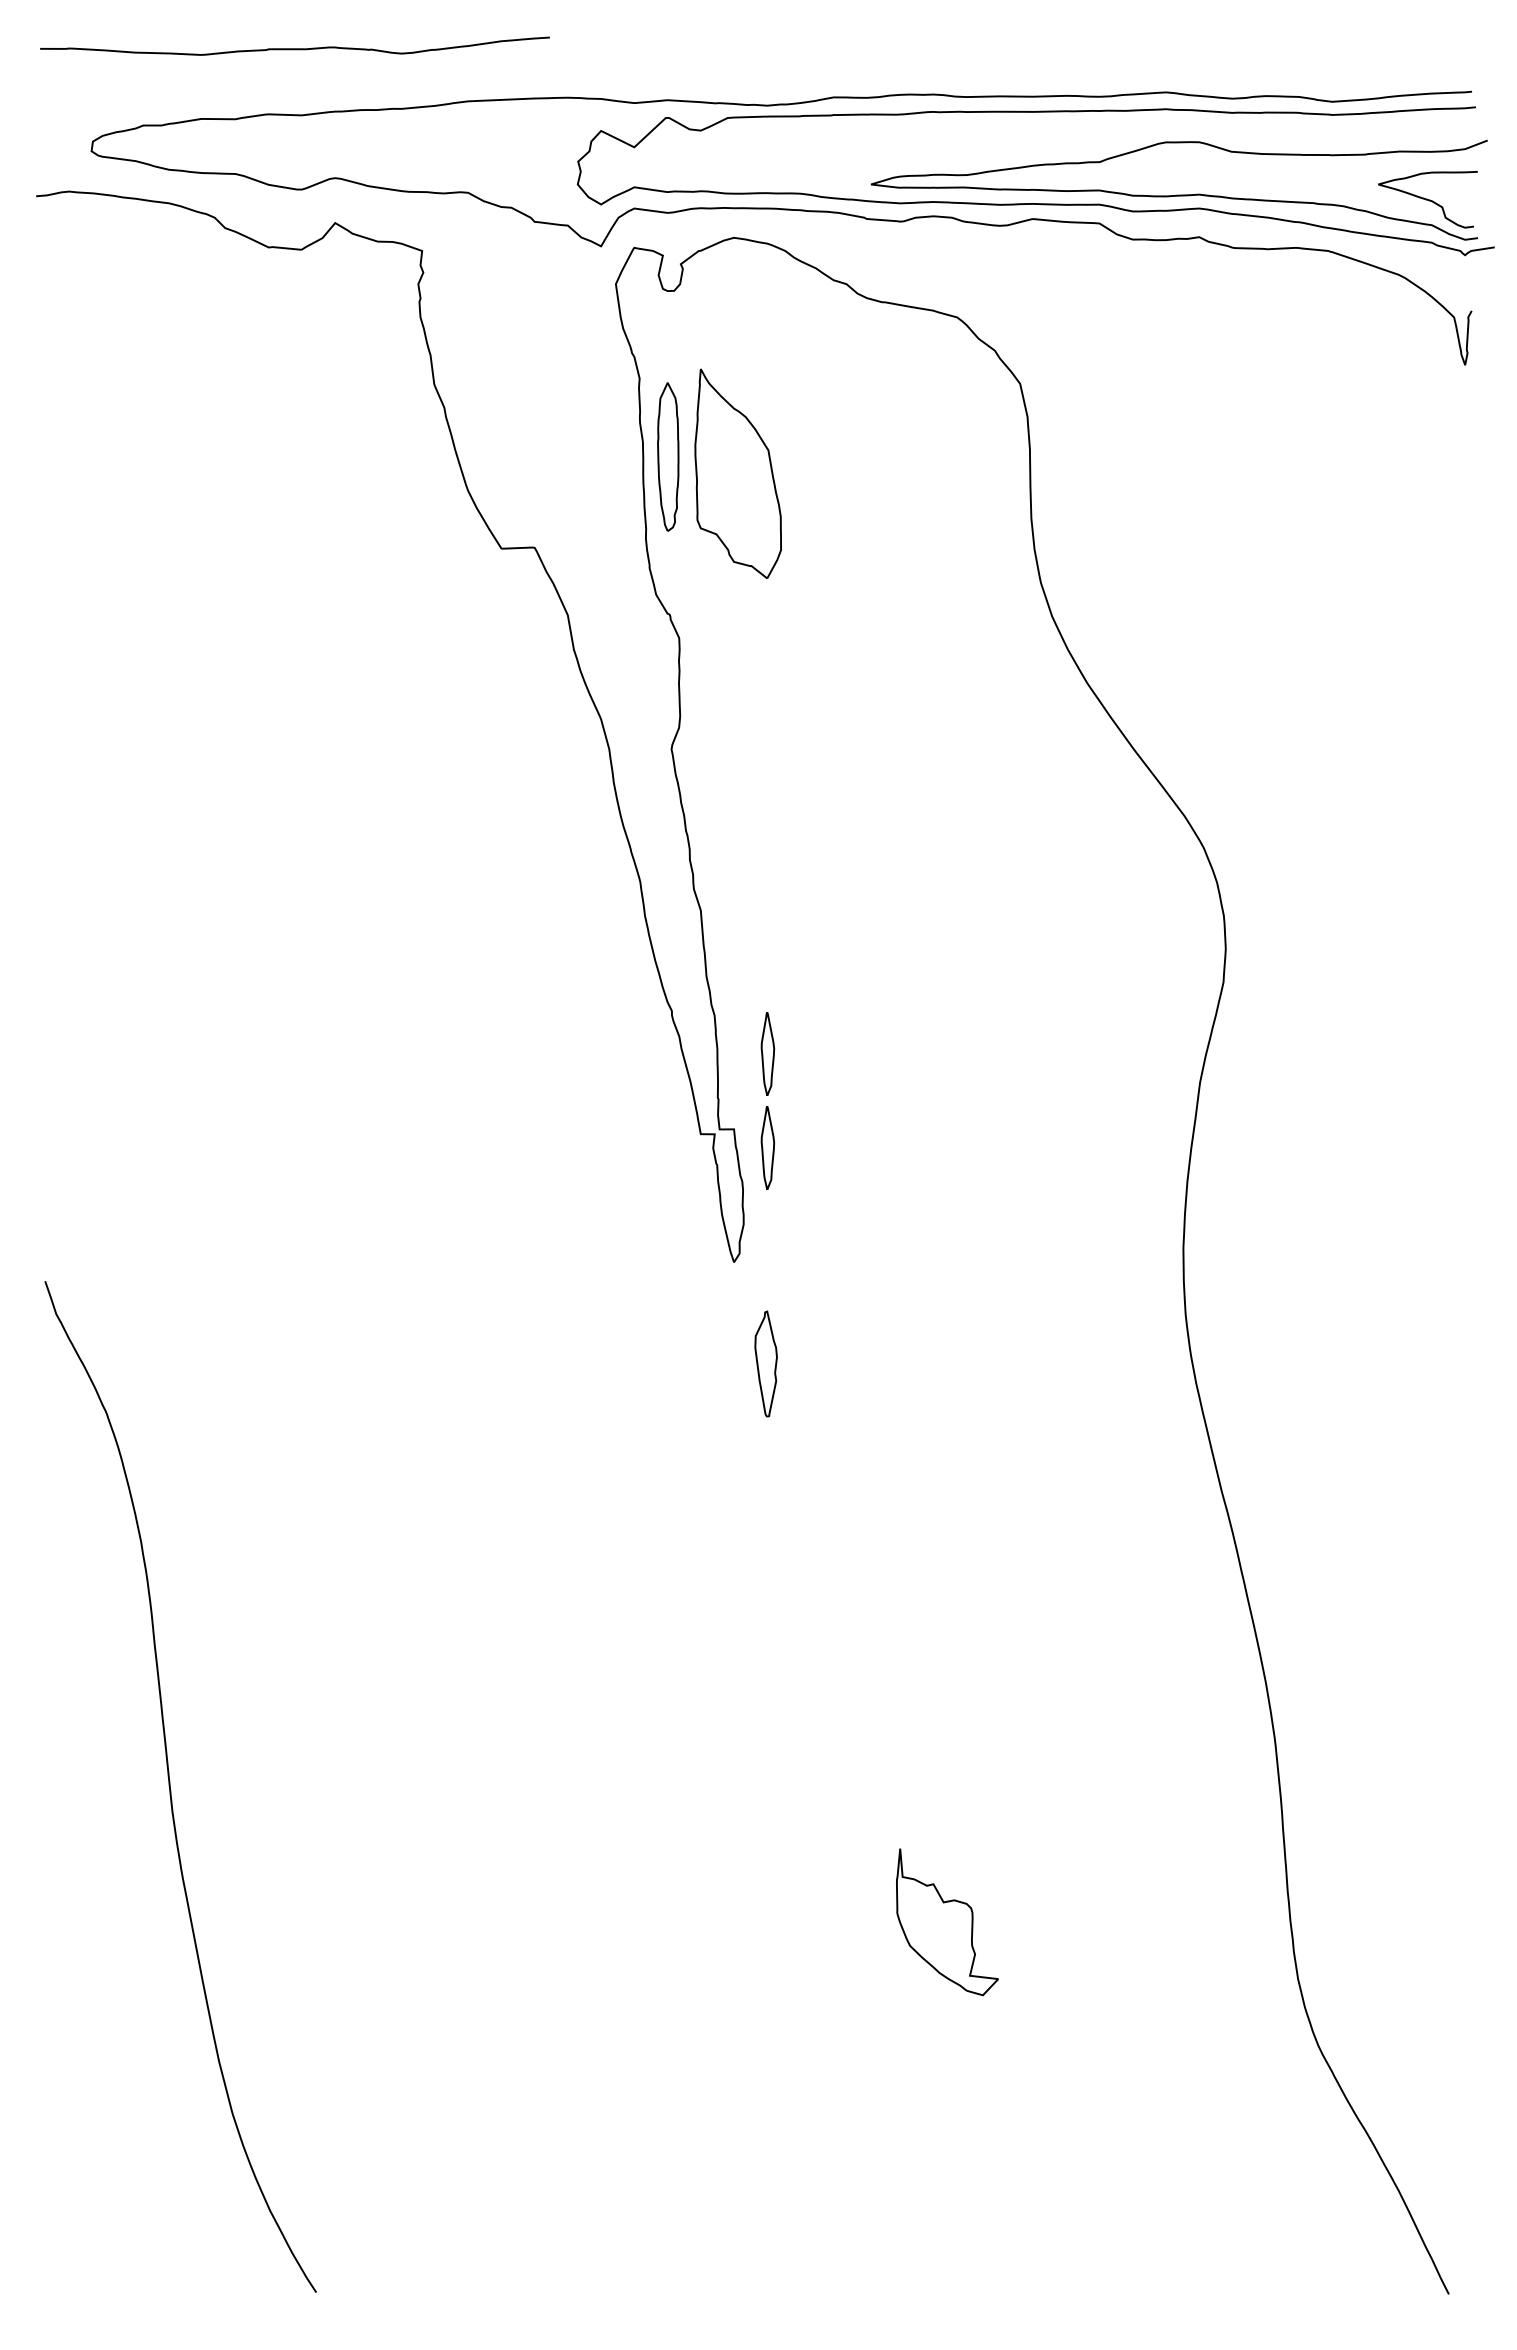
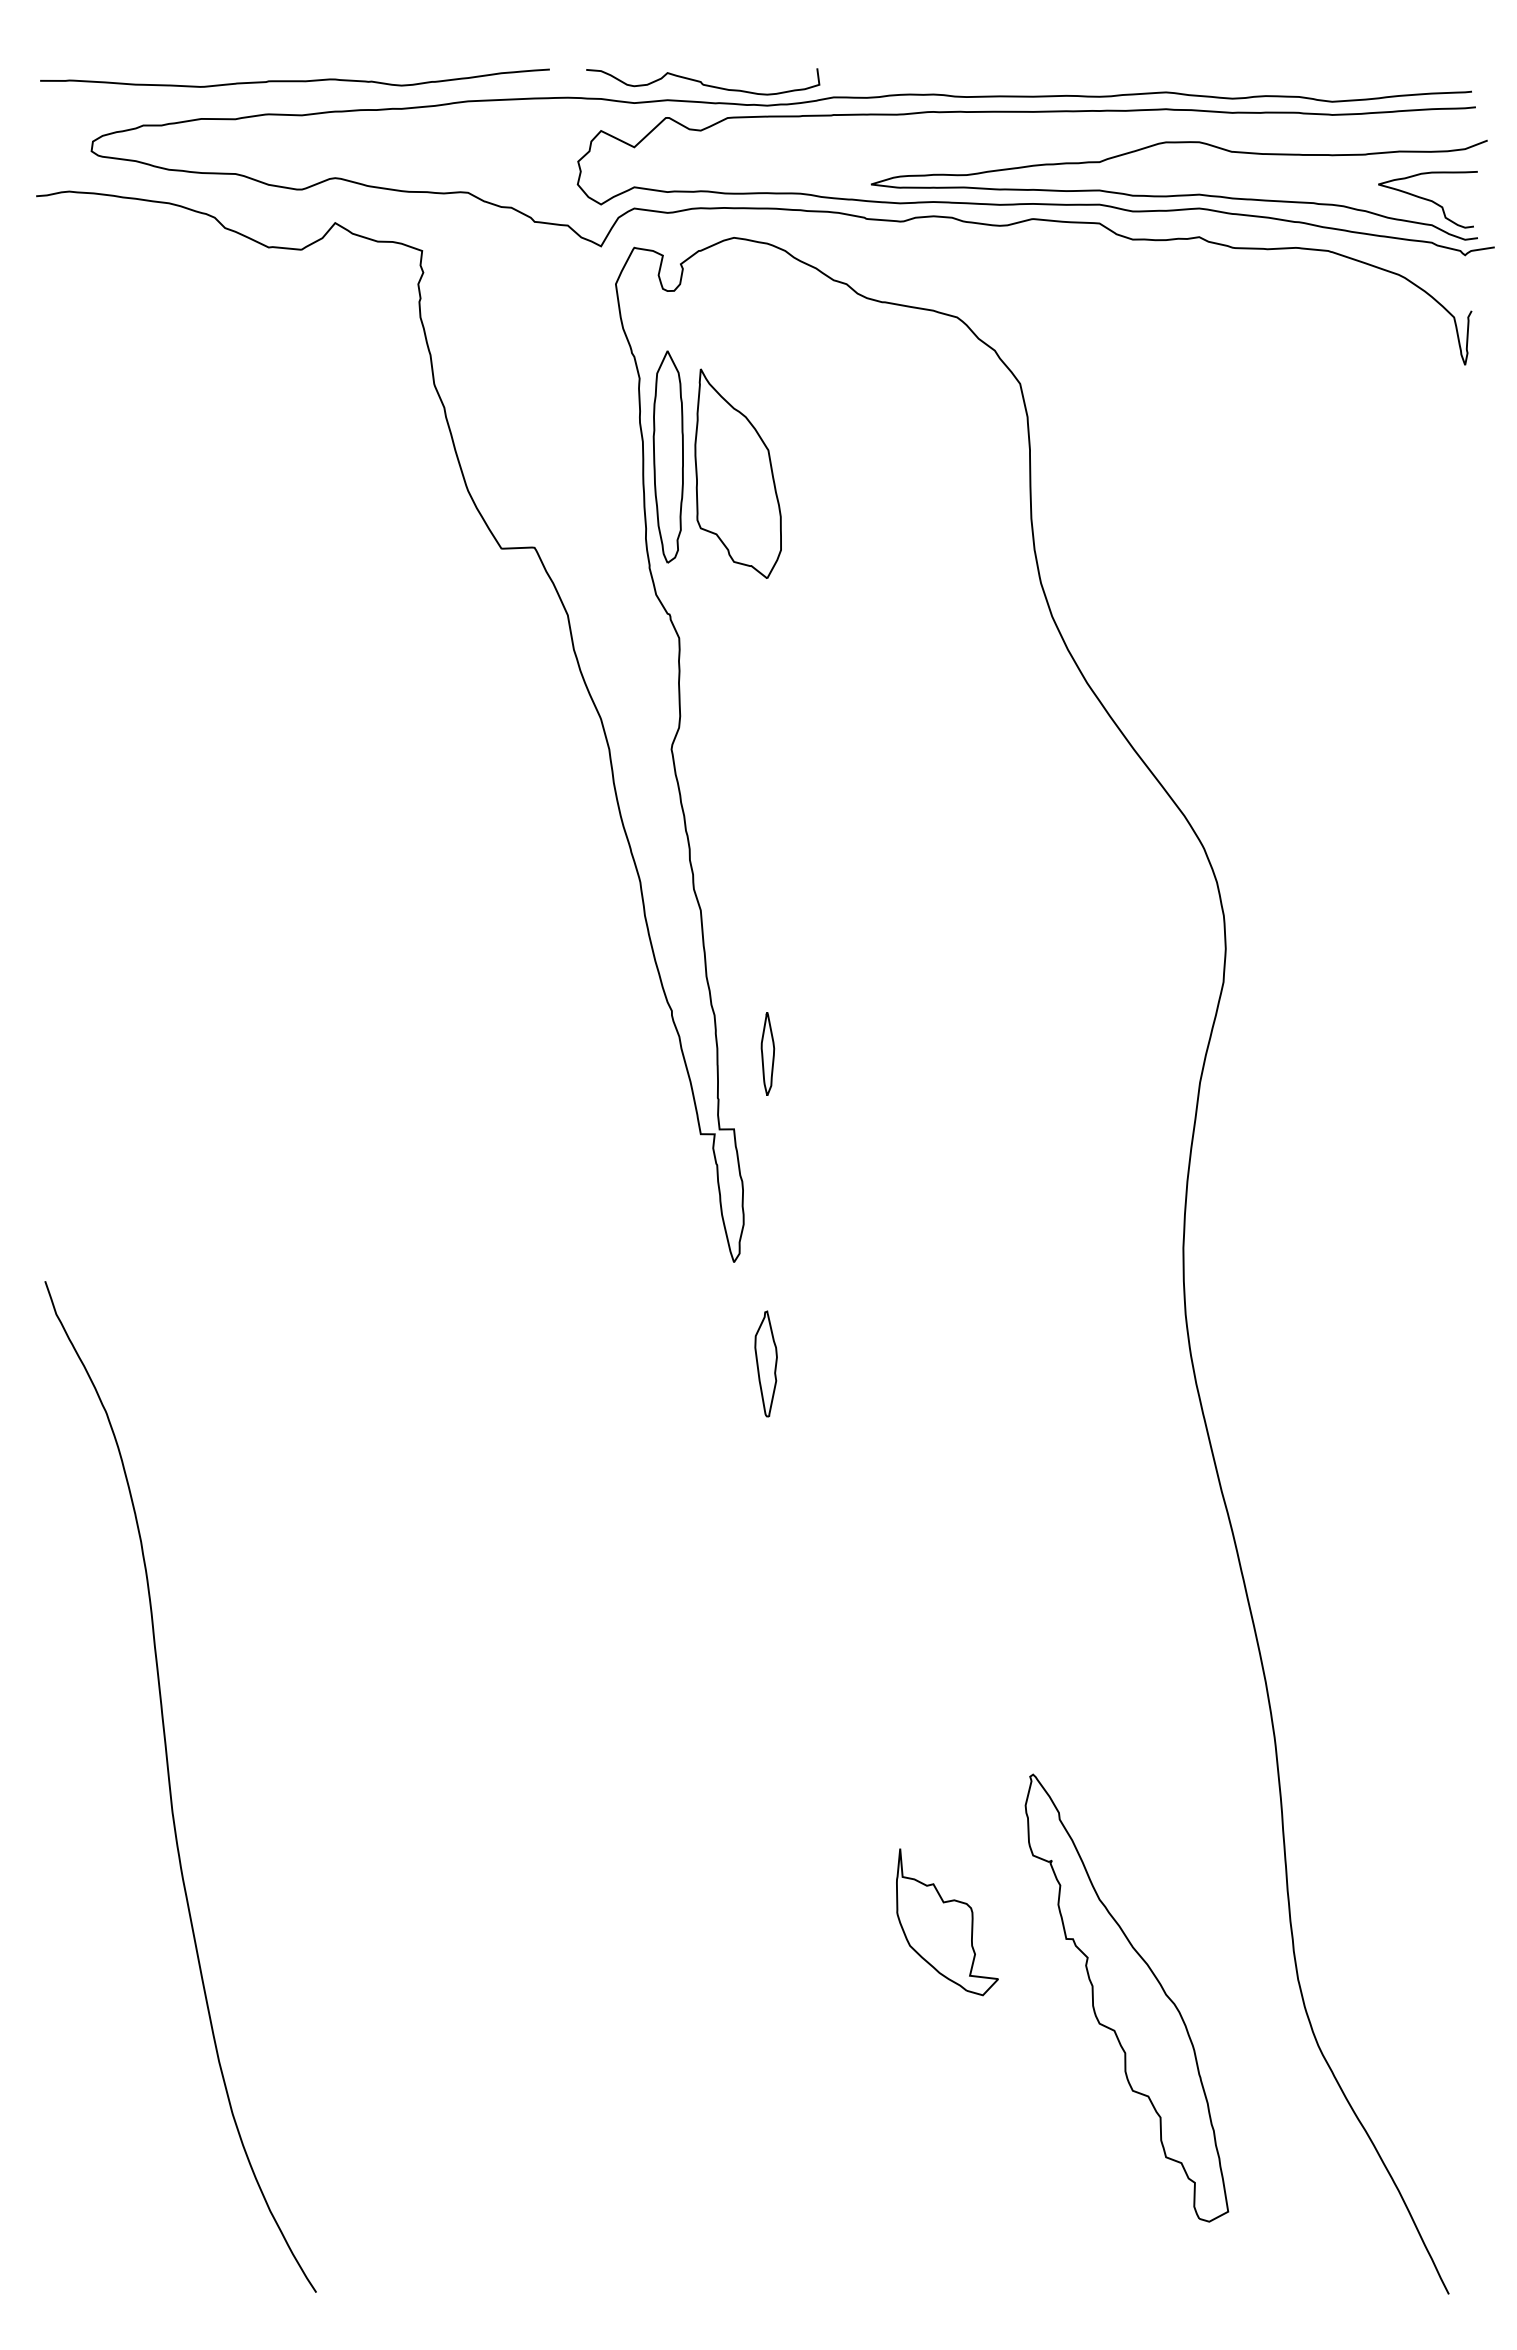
curve position: (294, 48) -> (294, 80) (294, 80)
curve: none -> present (702, 82)
part size: 23x150 px -> 32x214 px (667, 456)
part: present -> none (767, 1147)
part: none -> present (1126, 1997)
